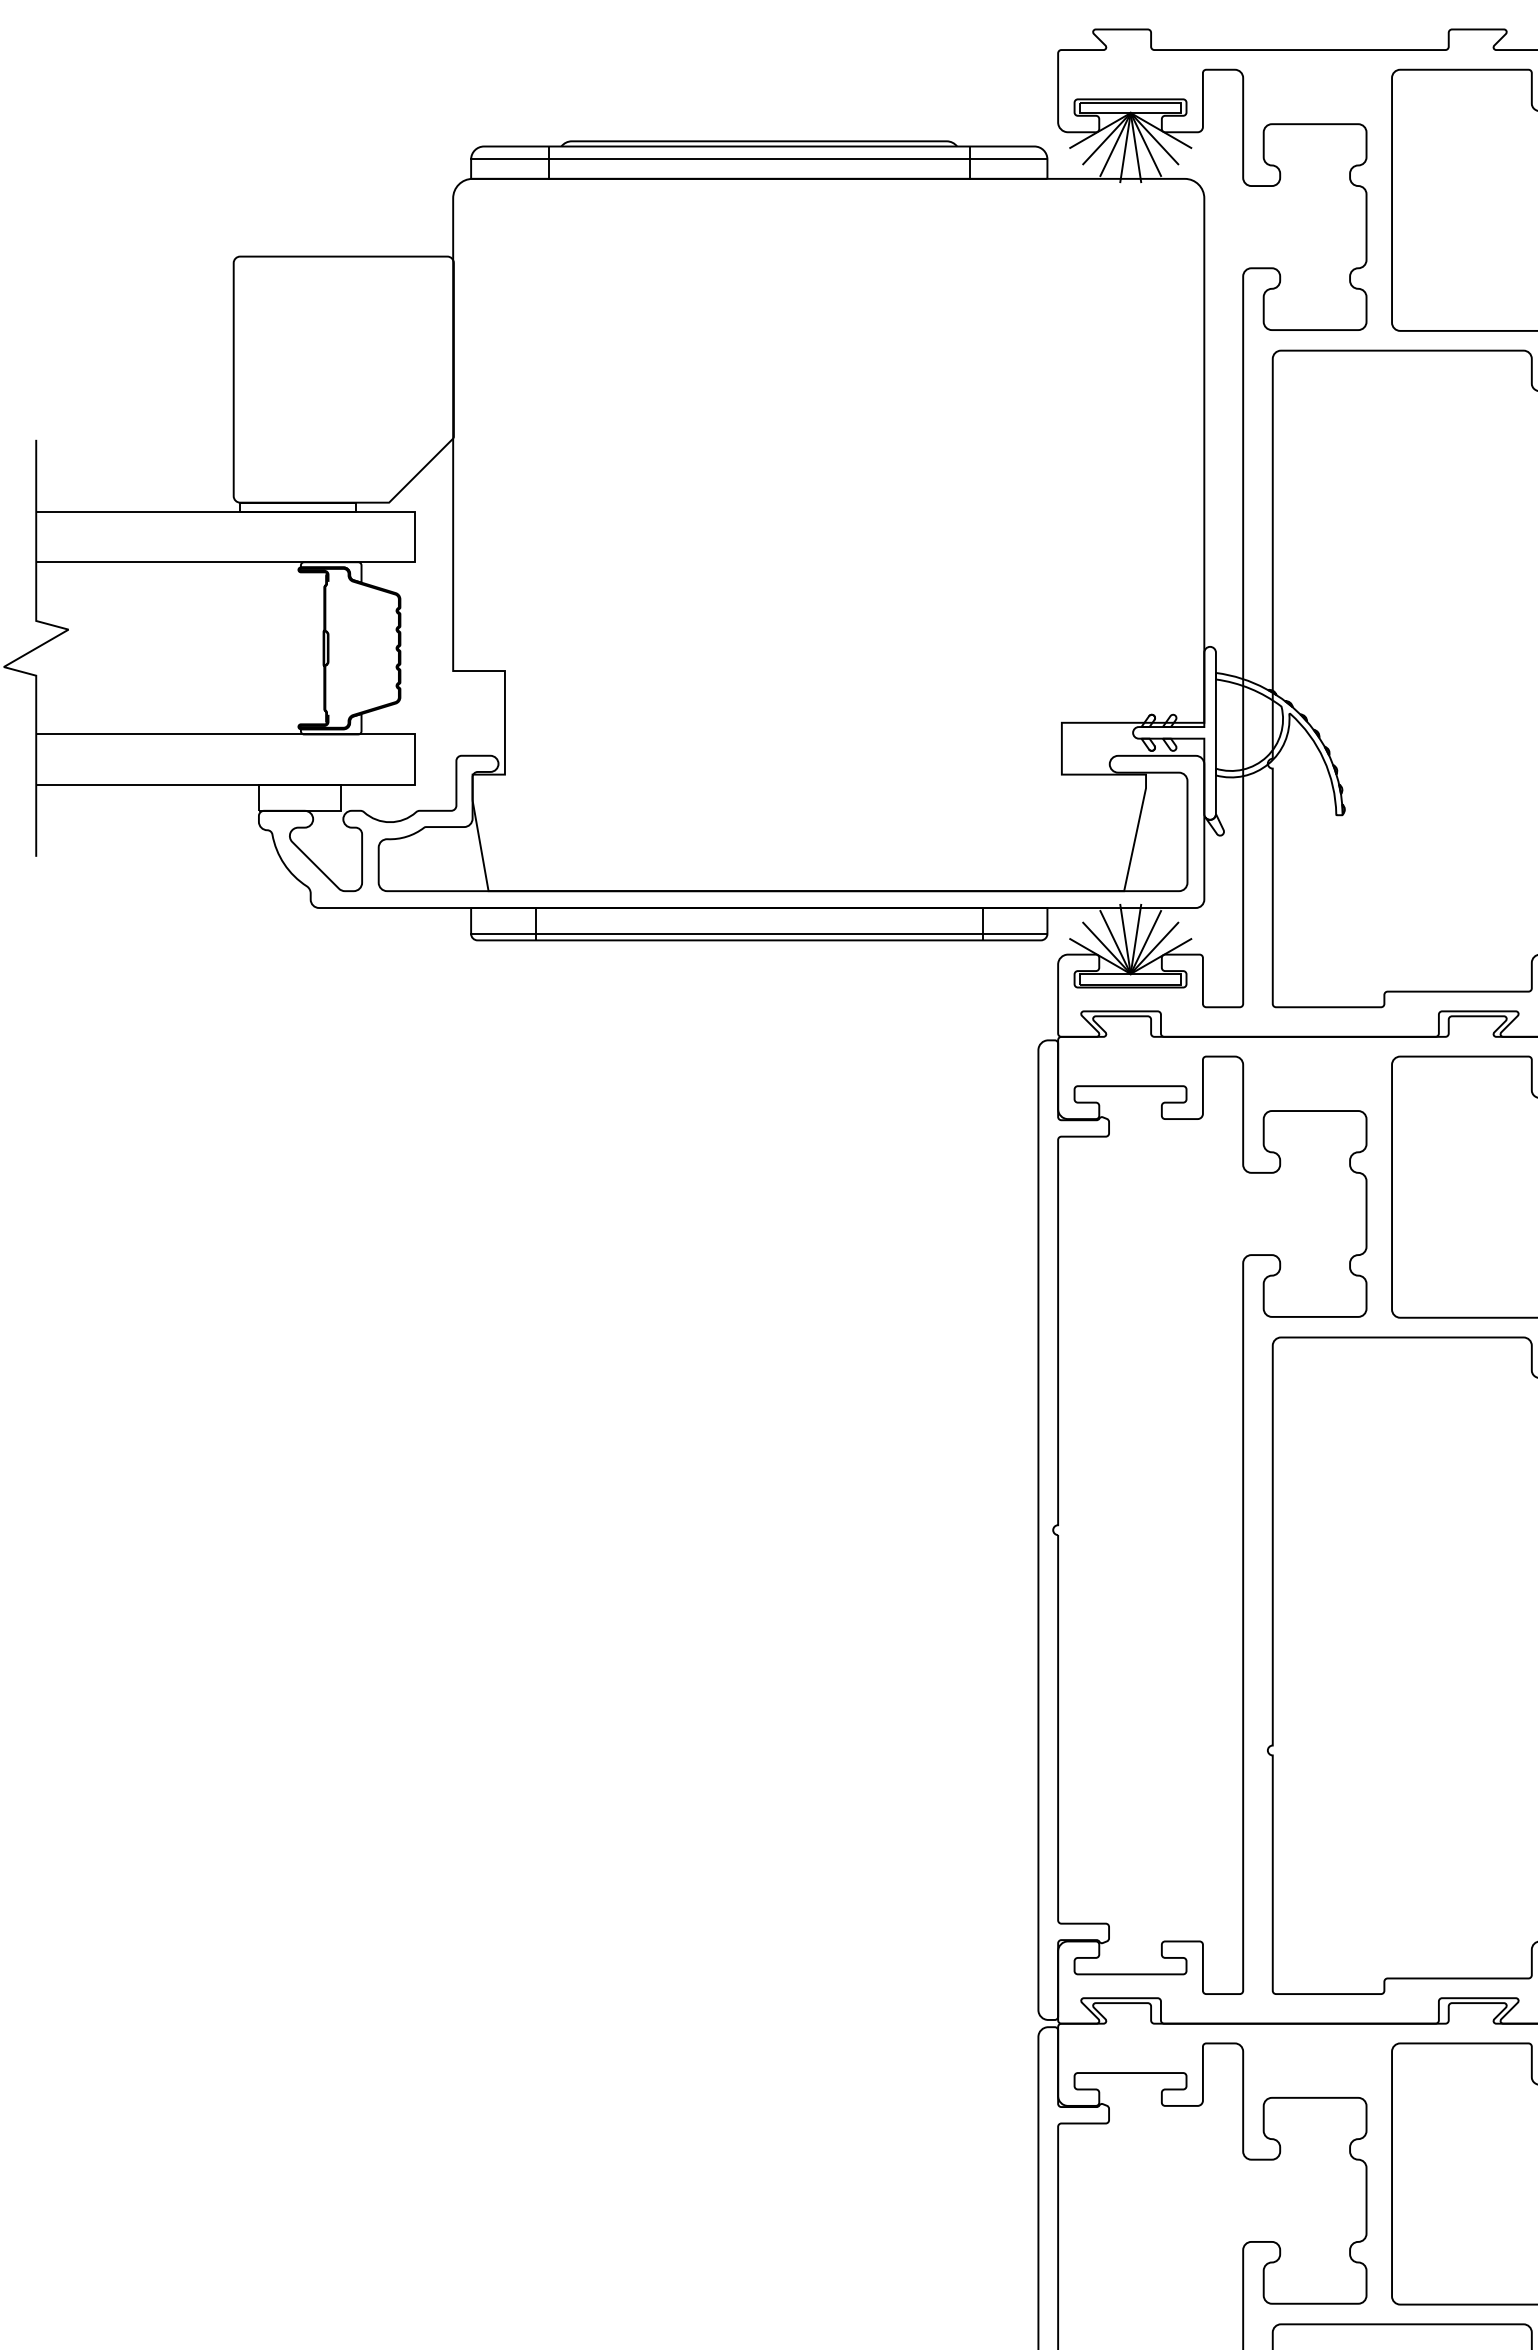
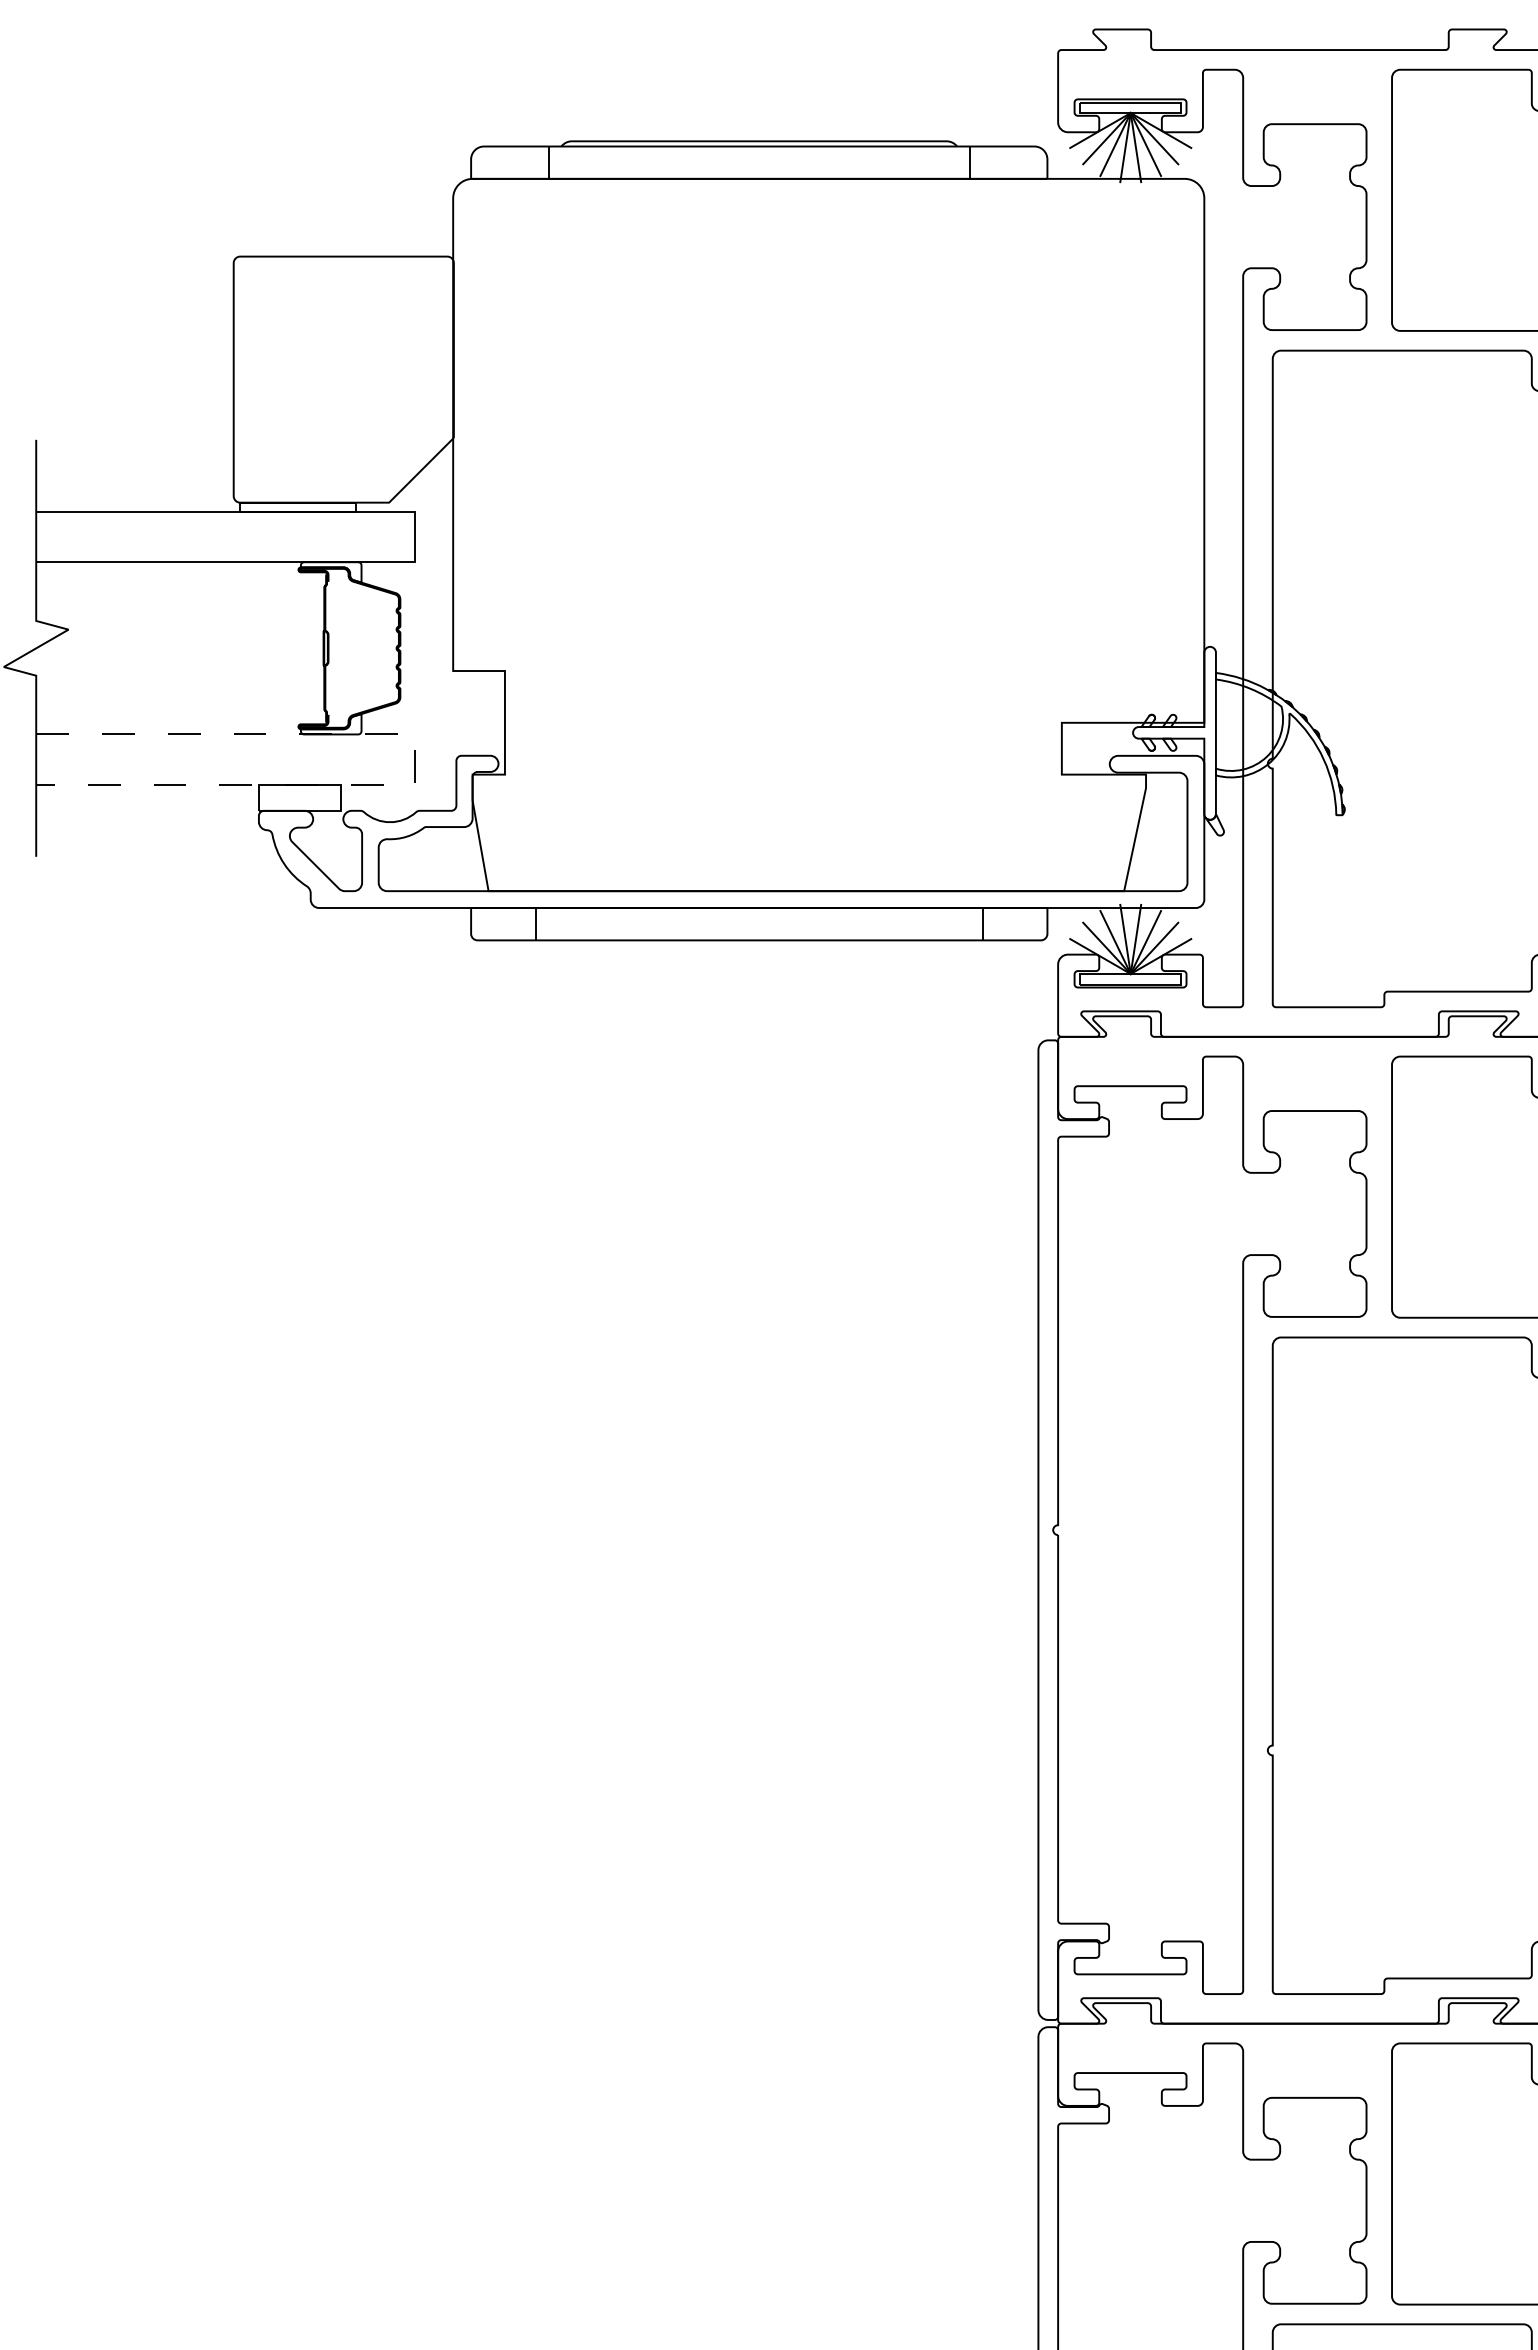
line: present -> none (759, 159)
line: solid -> dashed (415, 760)
line: present -> none (759, 933)
